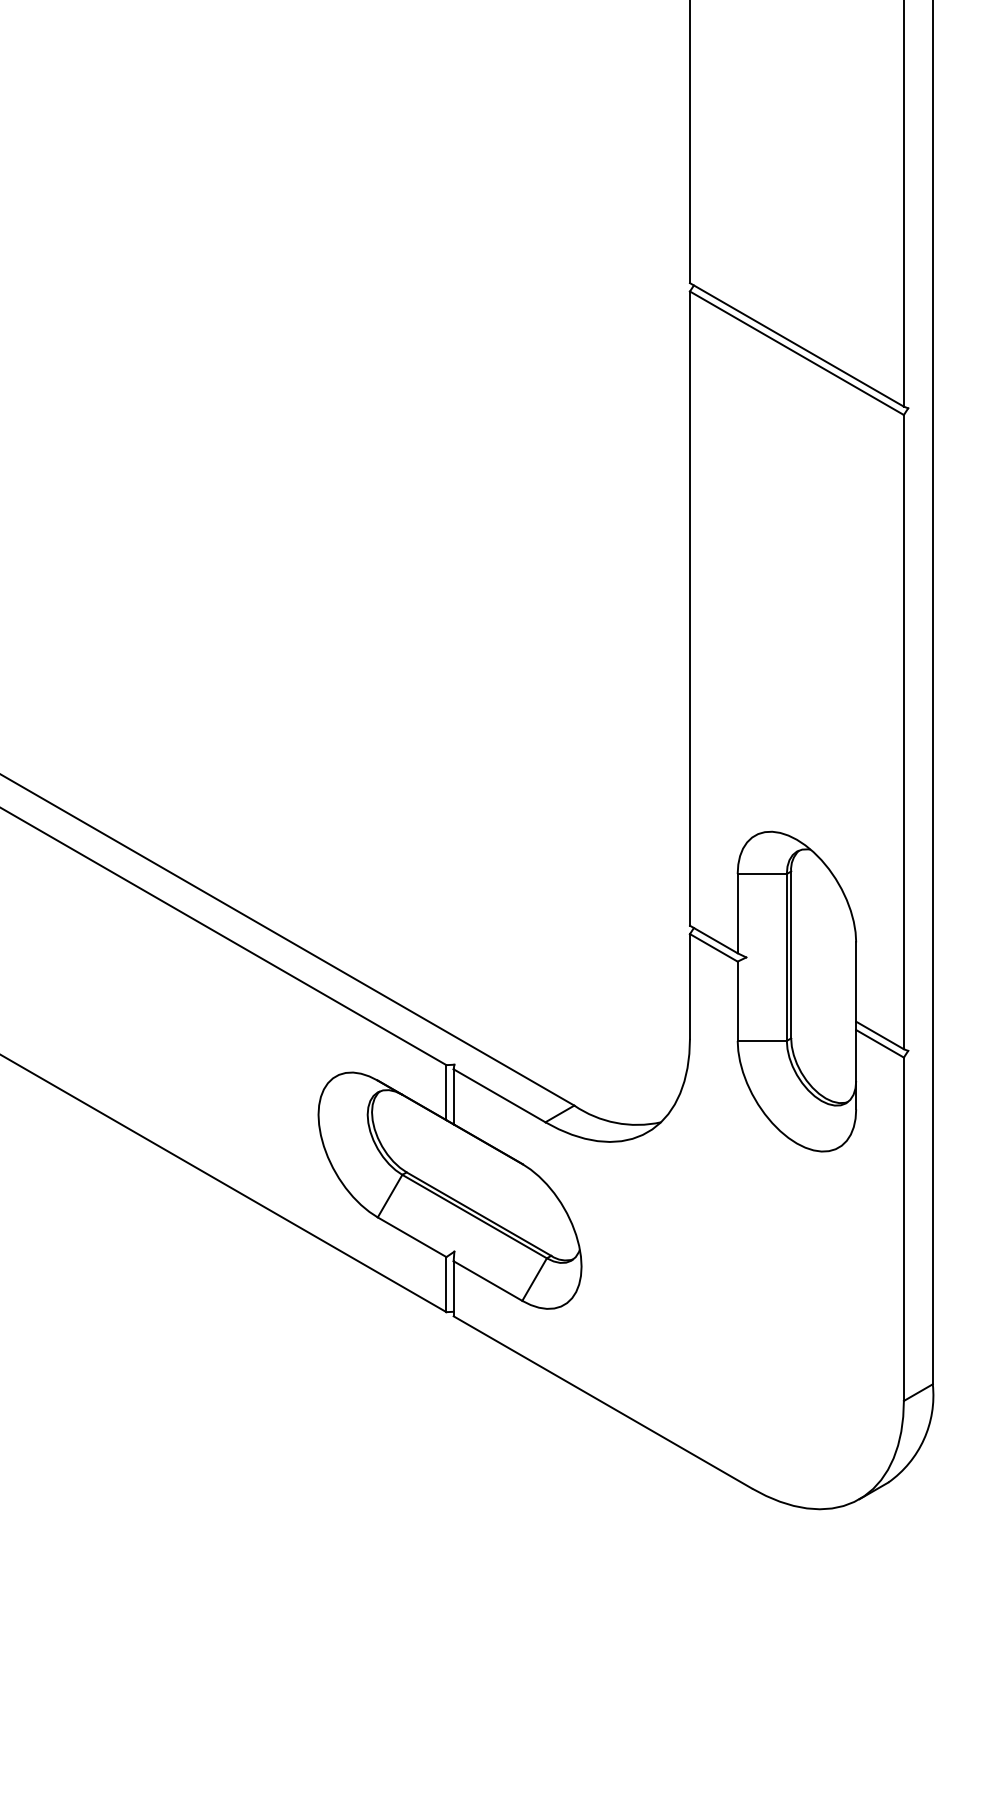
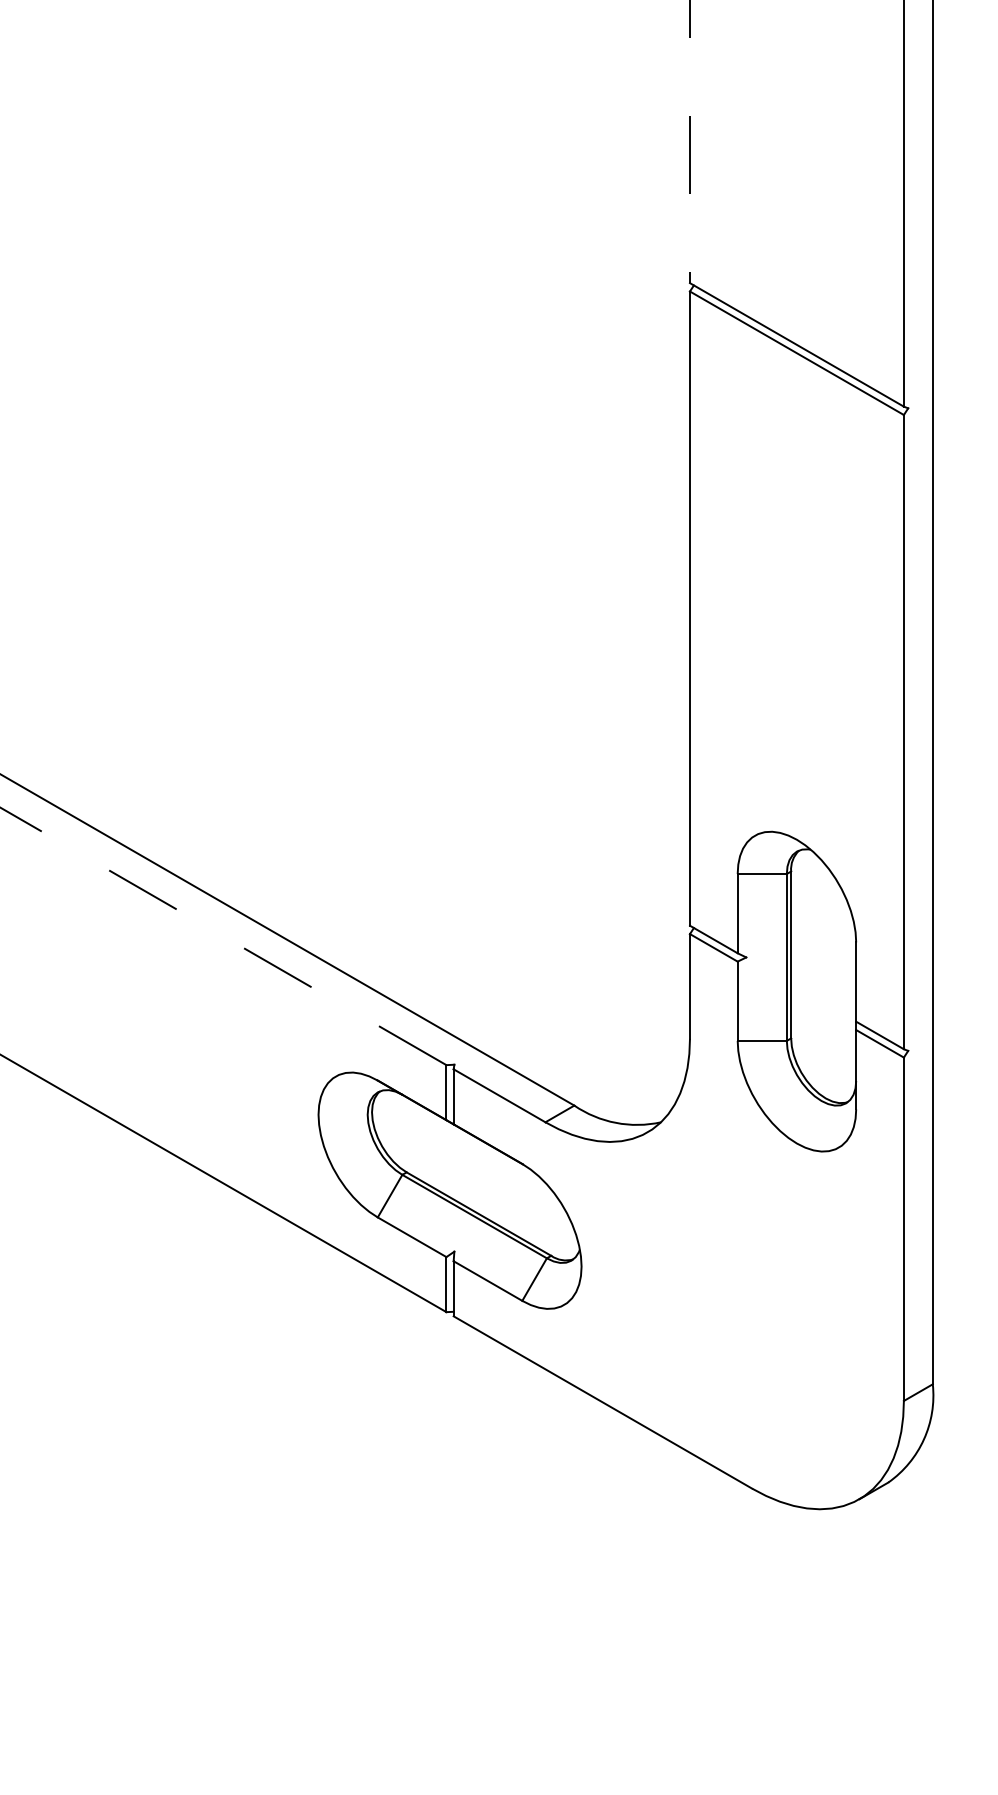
line: solid -> dashed (689, 142)
line: solid -> dashed (223, 936)
